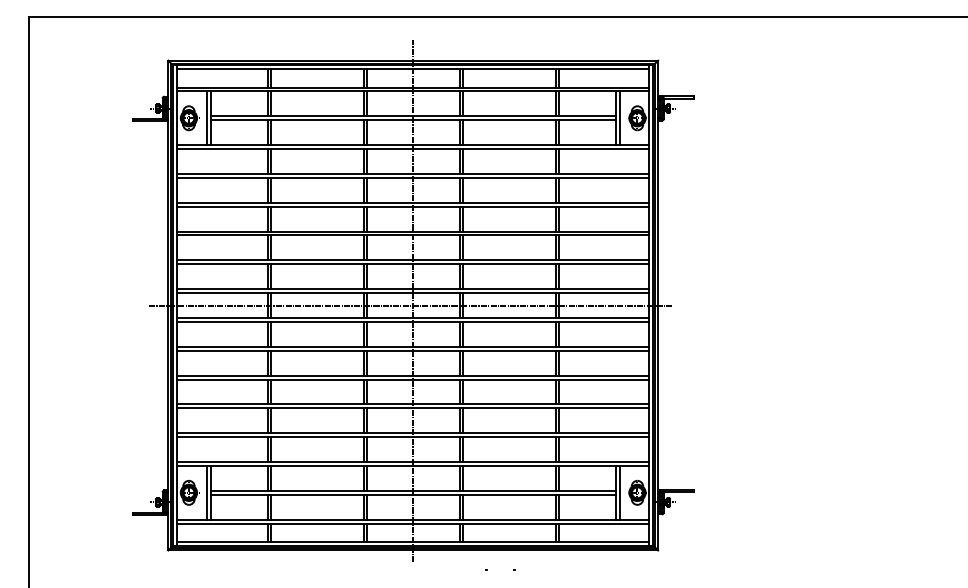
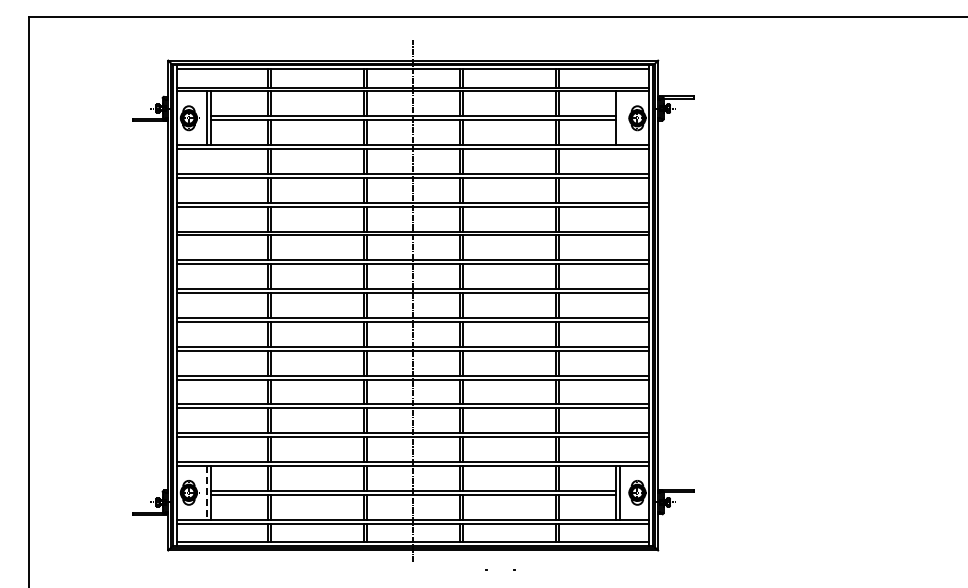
line: present -> none (619, 118)
line: present -> none (409, 305)
line: solid -> dashed (206, 492)
